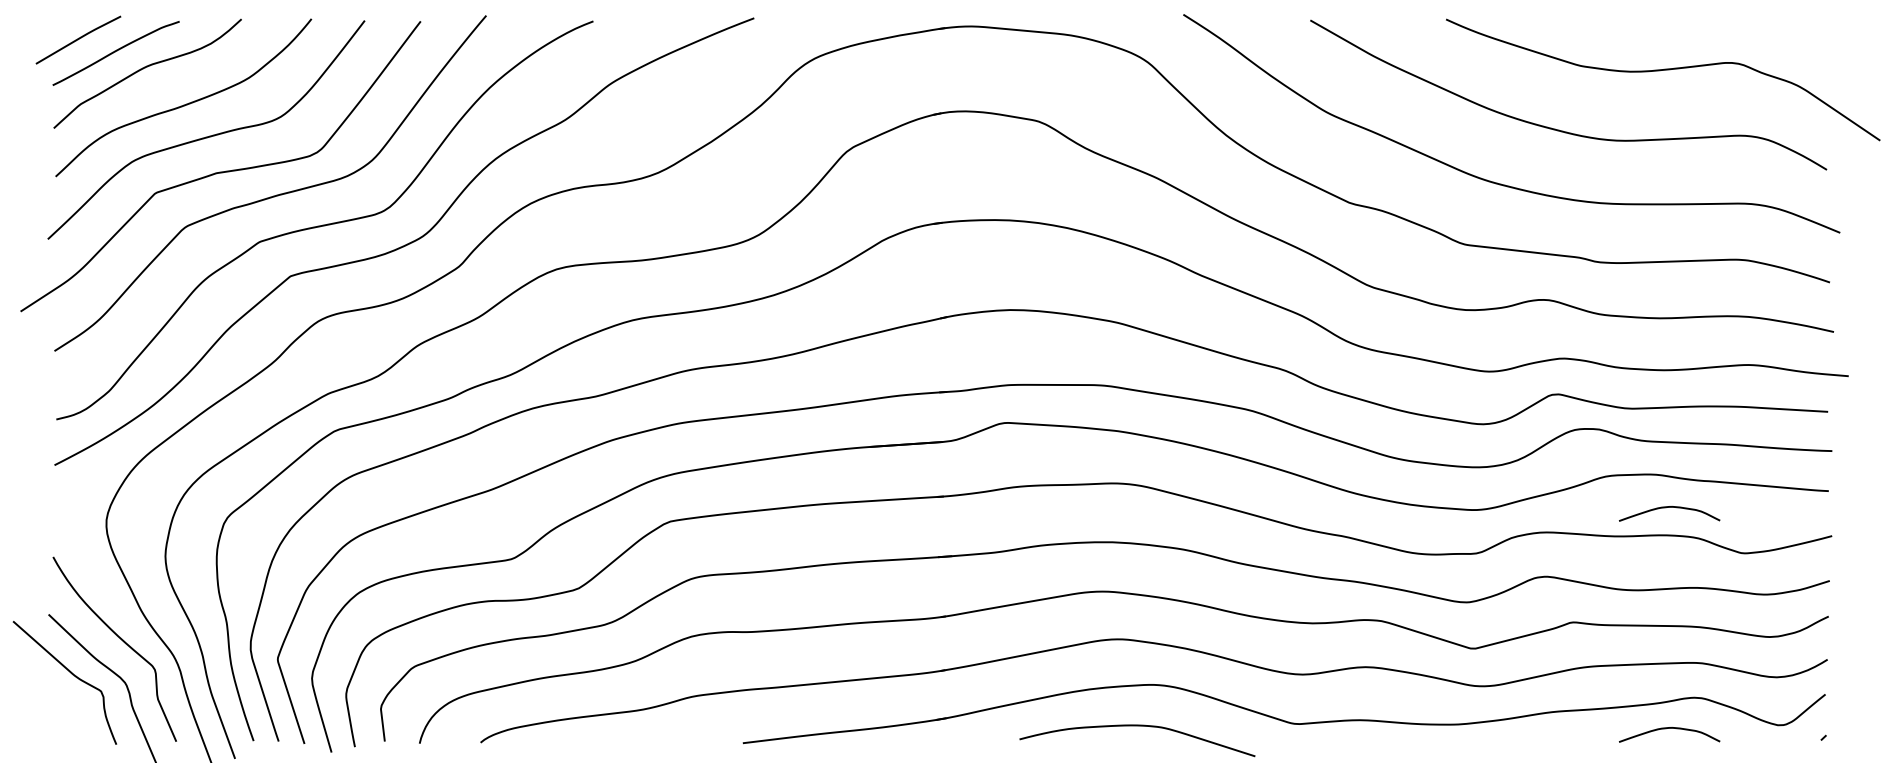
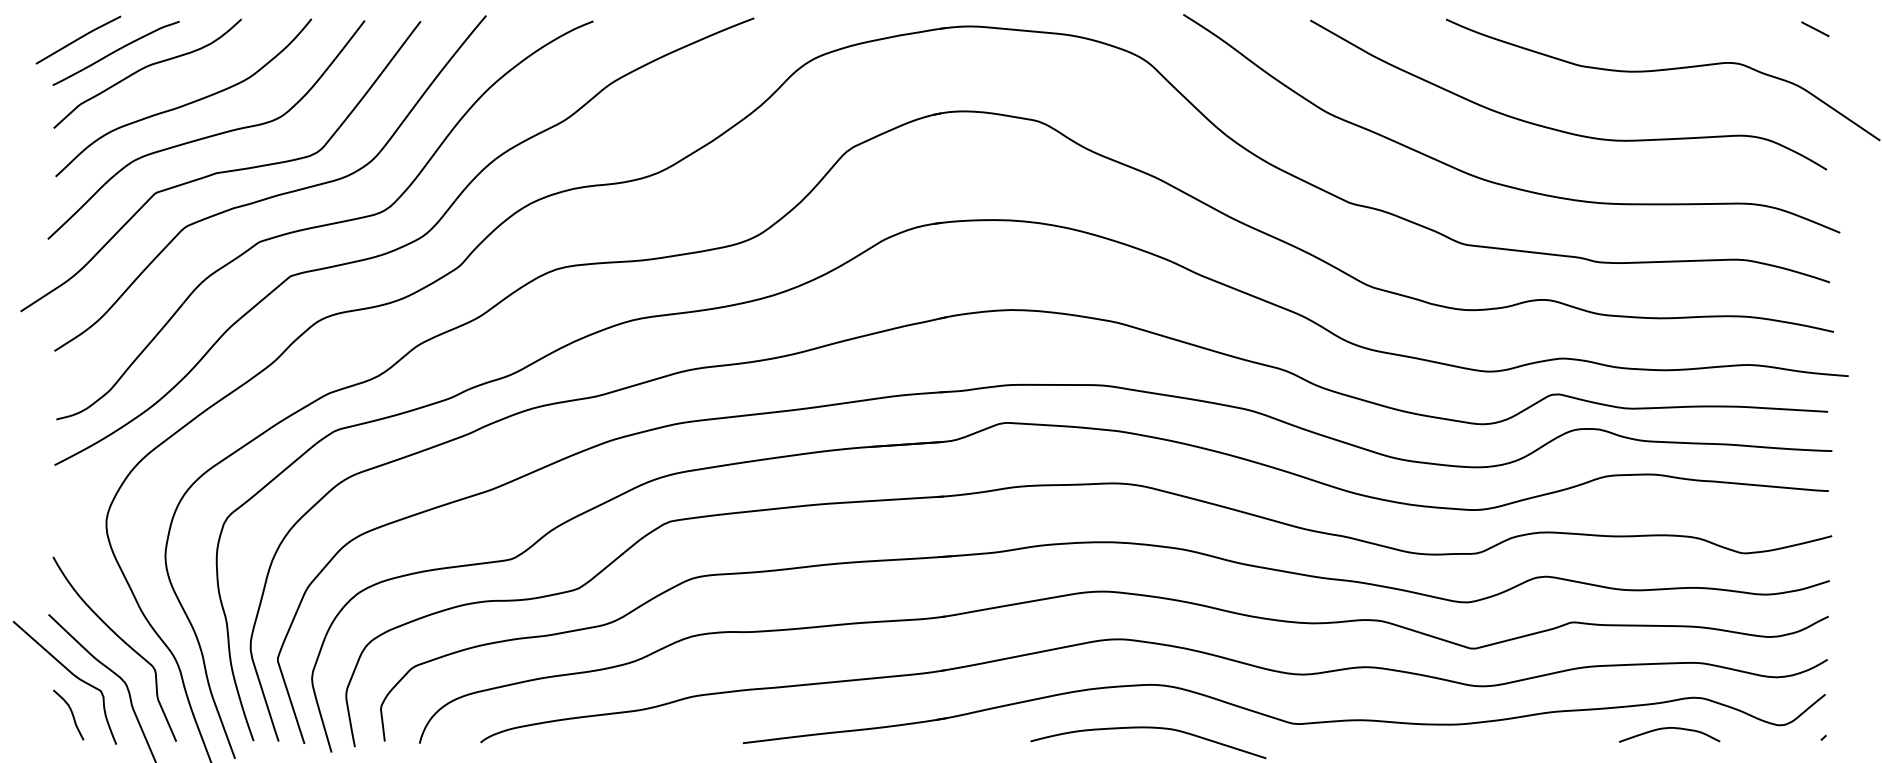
line: none -> present (1815, 29)
curve: present -> none (1666, 508)
curve: none -> present (71, 714)
curve position: (1137, 726) -> (1148, 728) (1148, 728)
